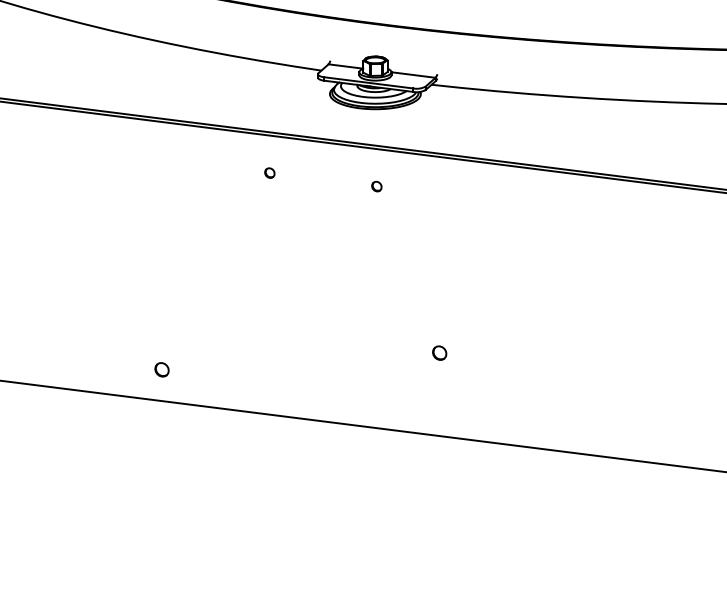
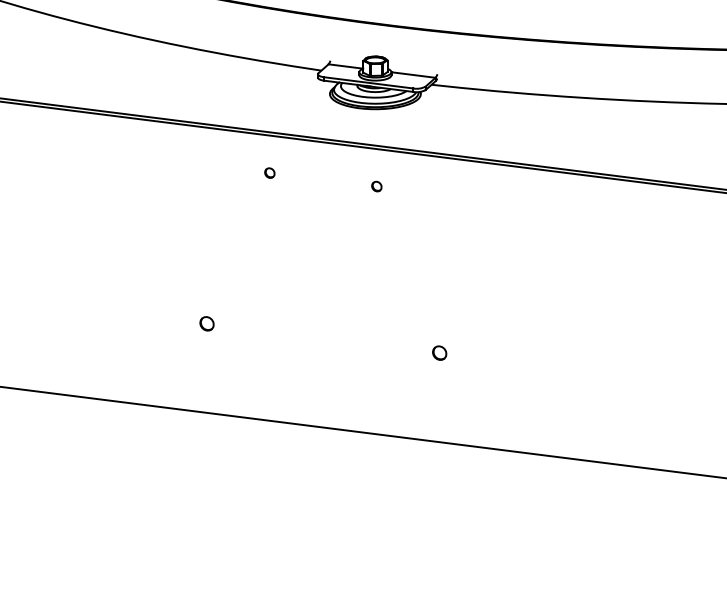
part position: (161, 369) -> (206, 323) (206, 323)
line position: (362, 425) -> (362, 432) (362, 432)
